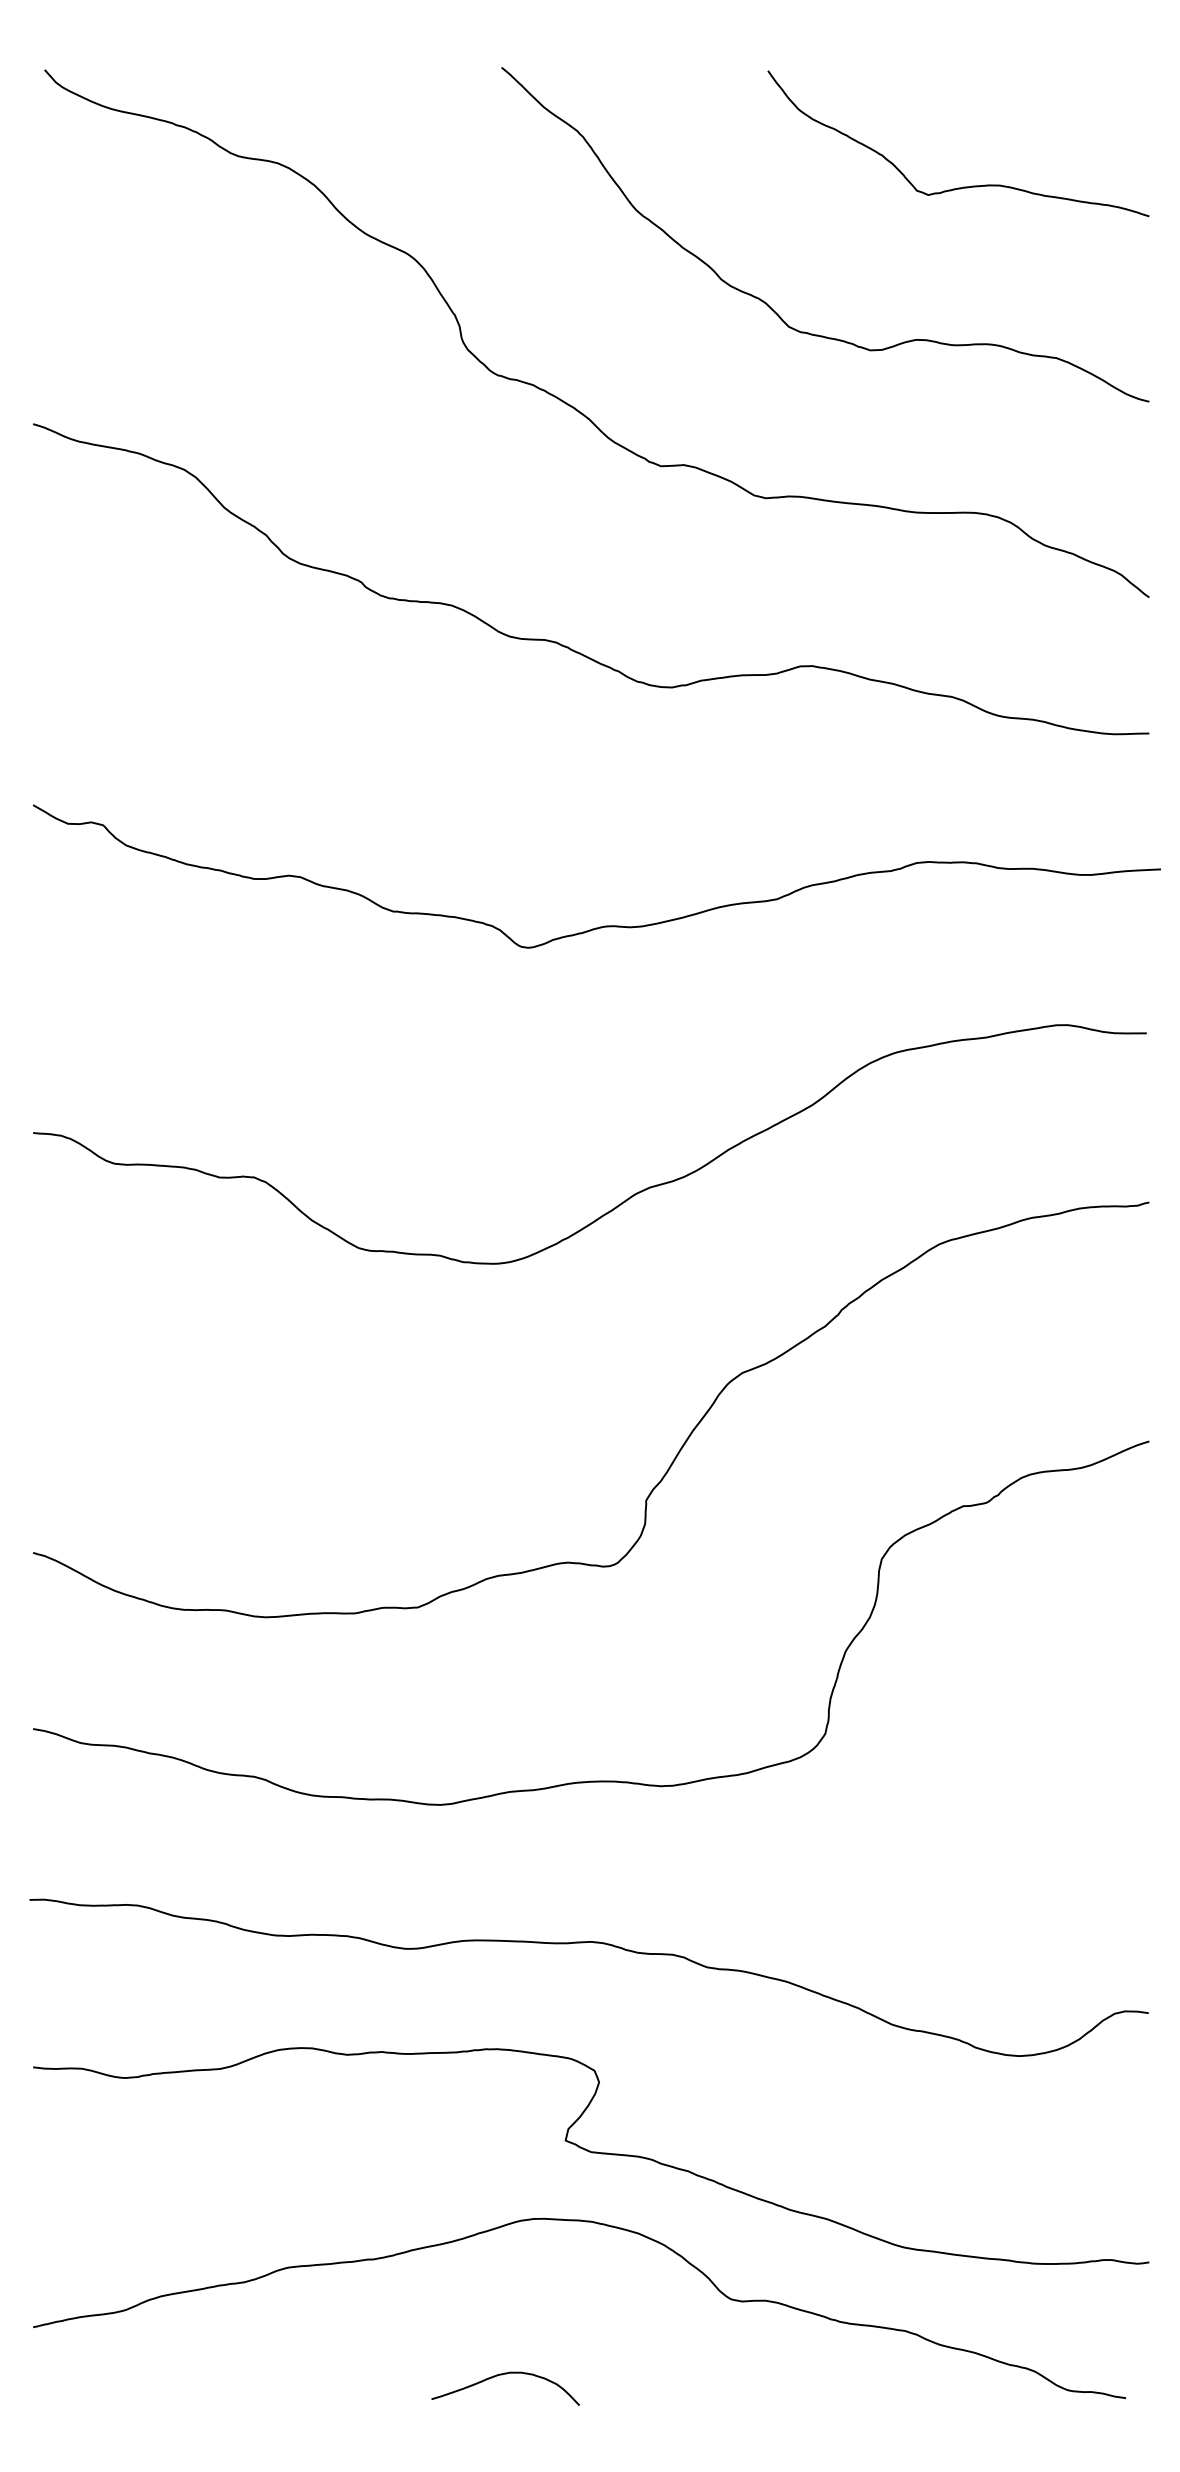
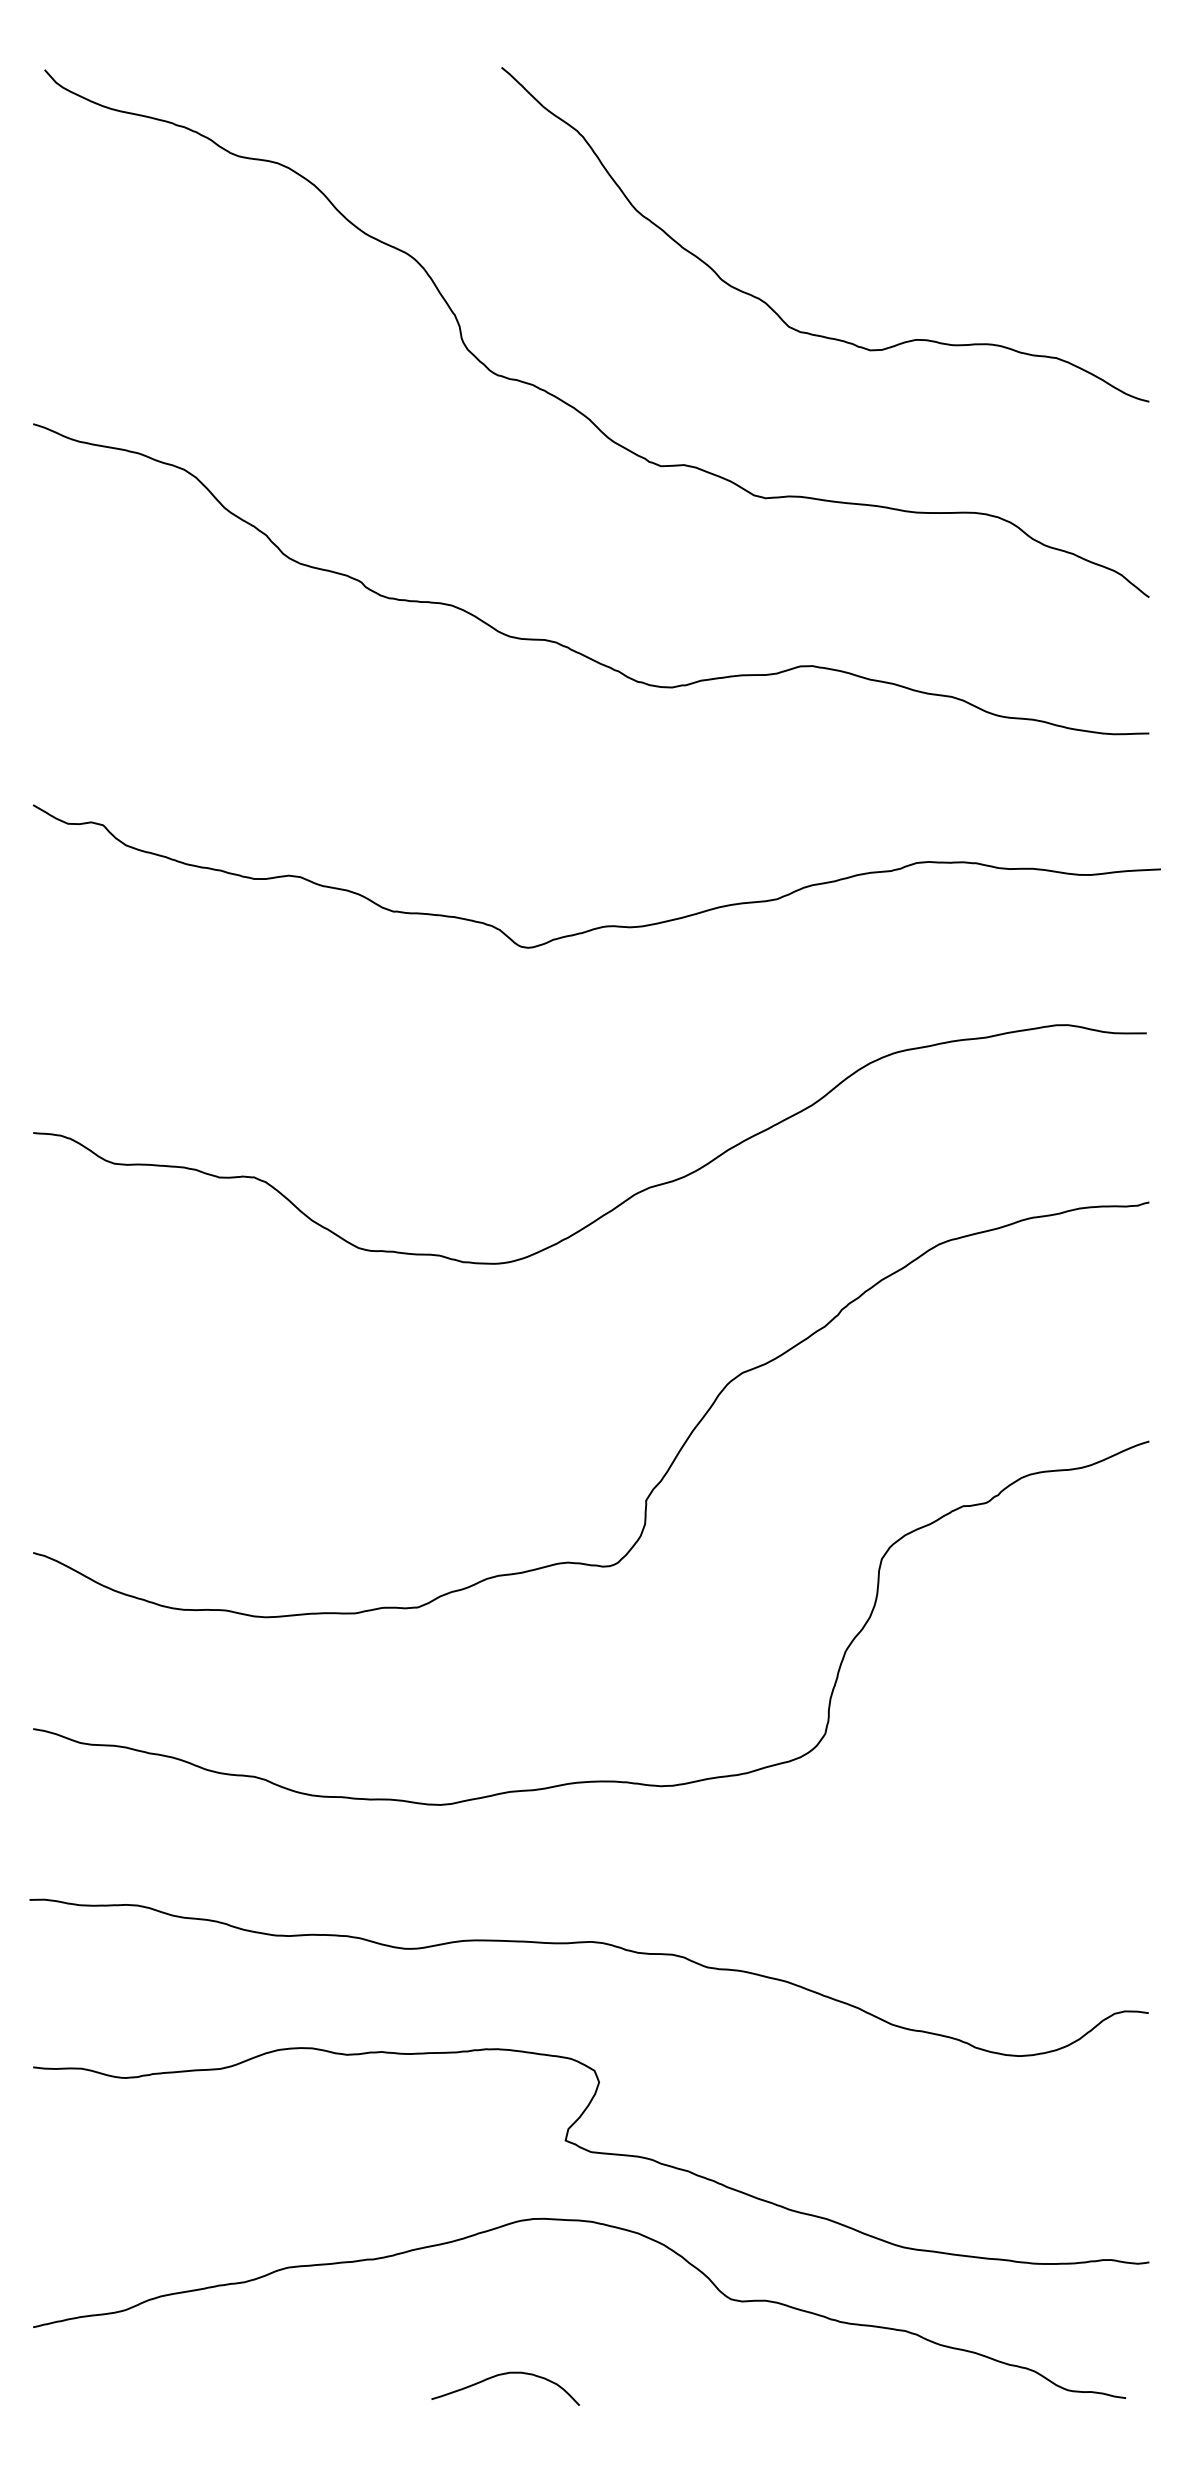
curve: present -> none (963, 186)
